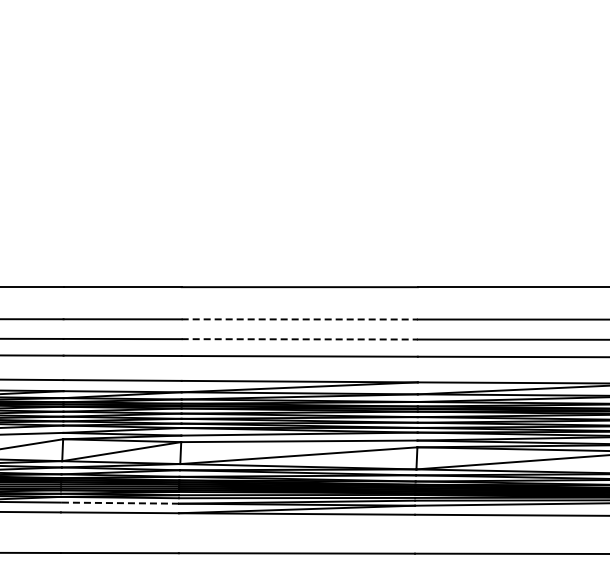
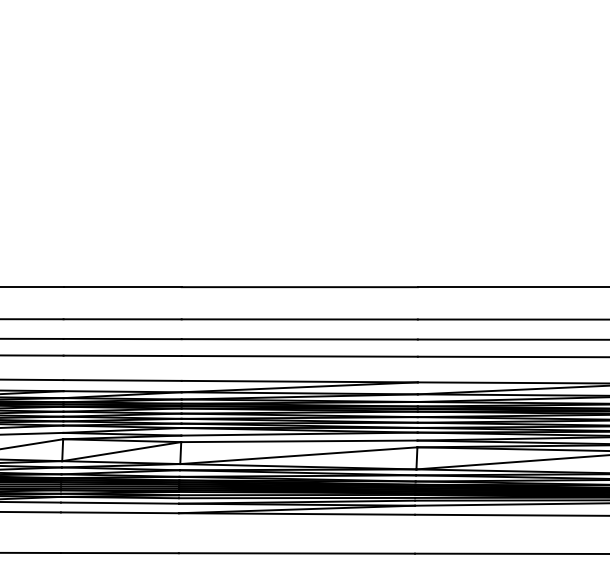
line: dashed -> solid (300, 319)
line: dashed -> solid (300, 339)
line: dashed -> solid (119, 503)
